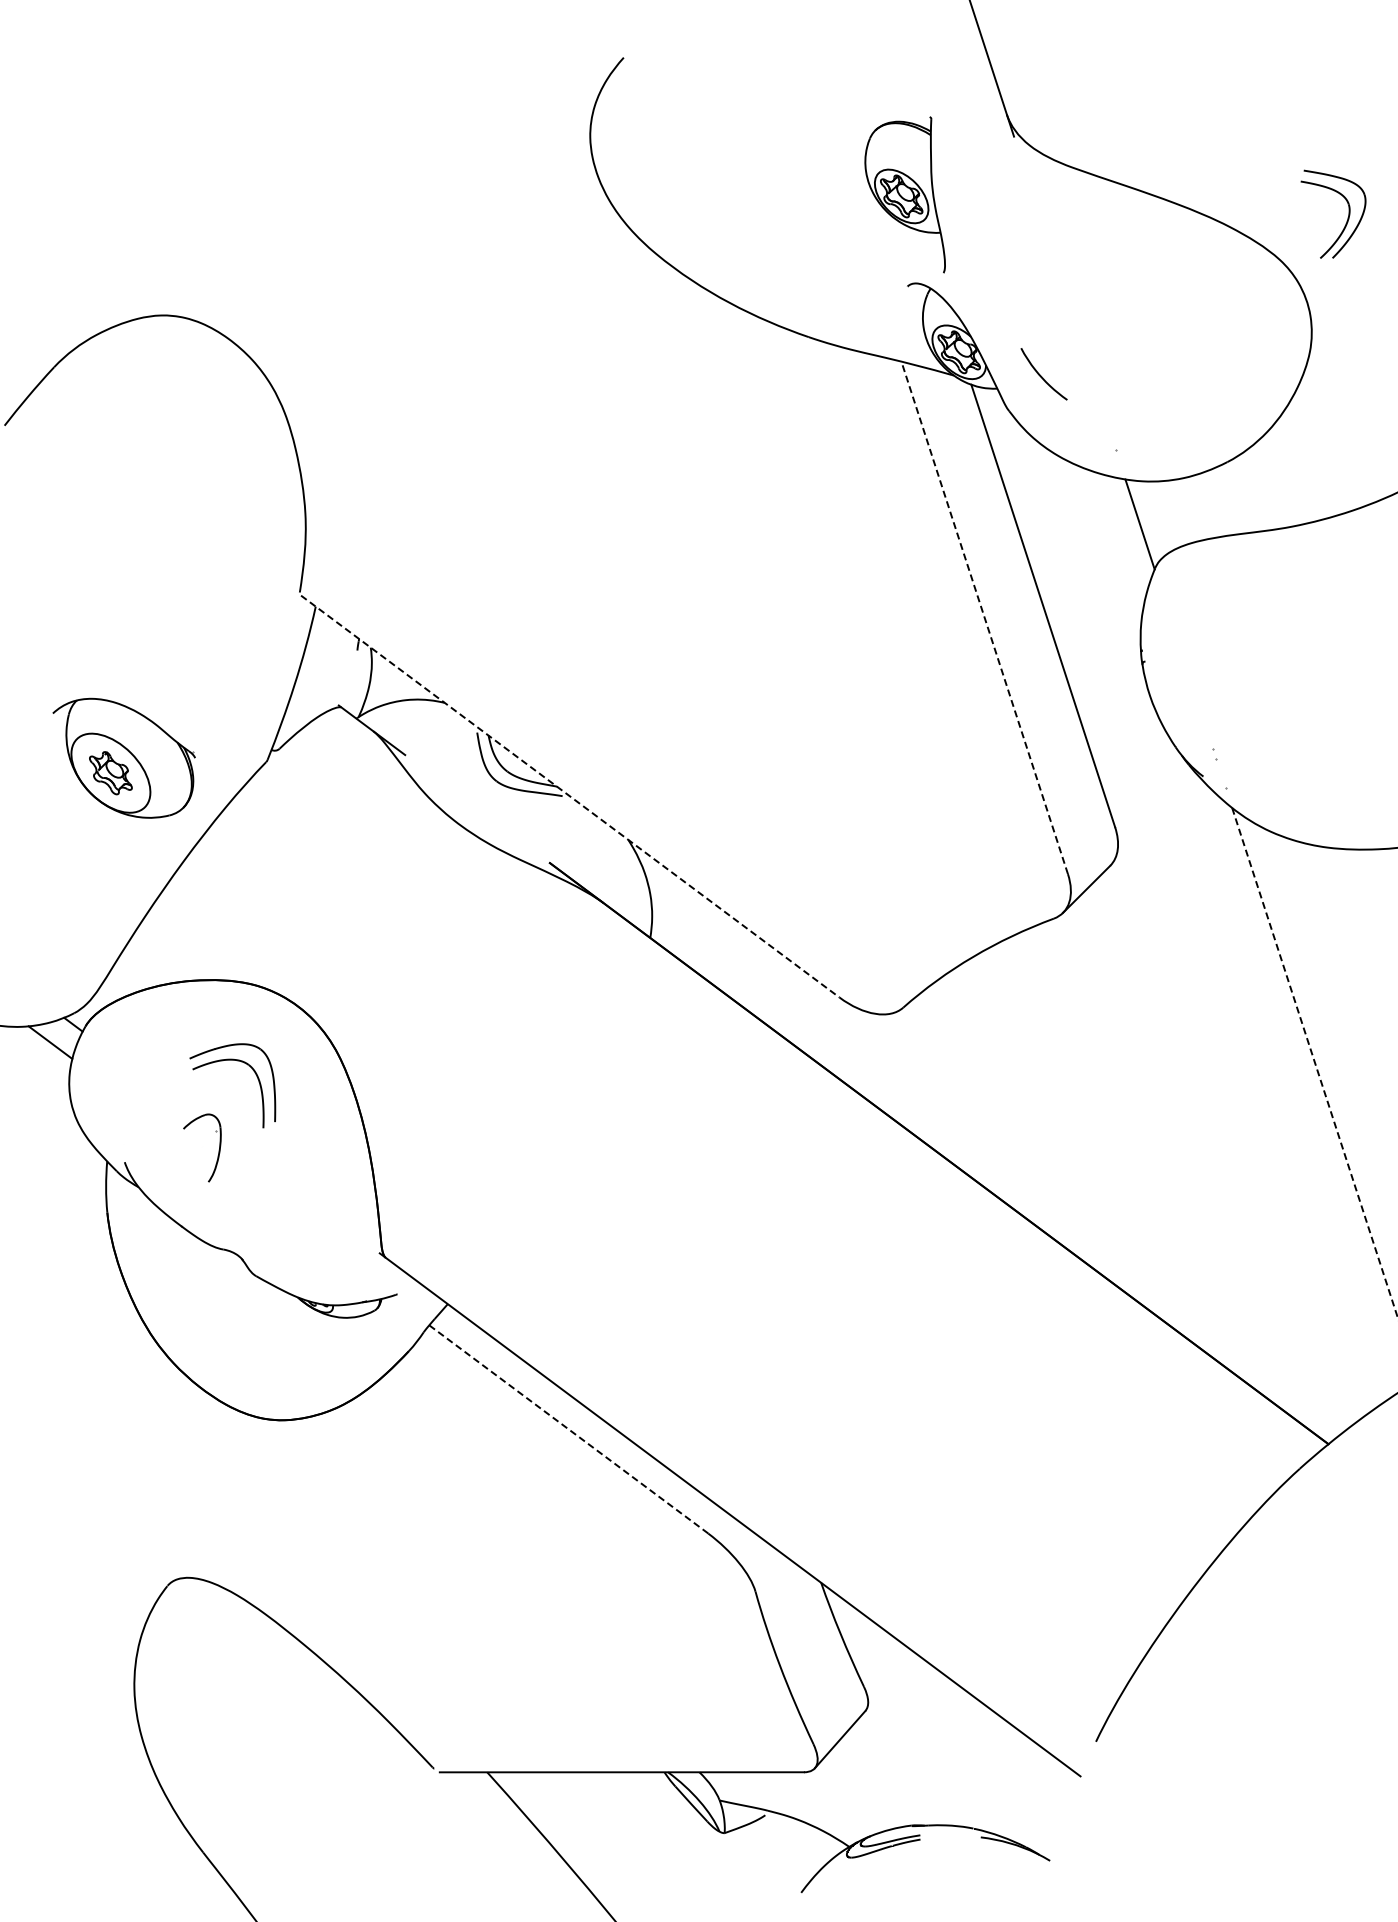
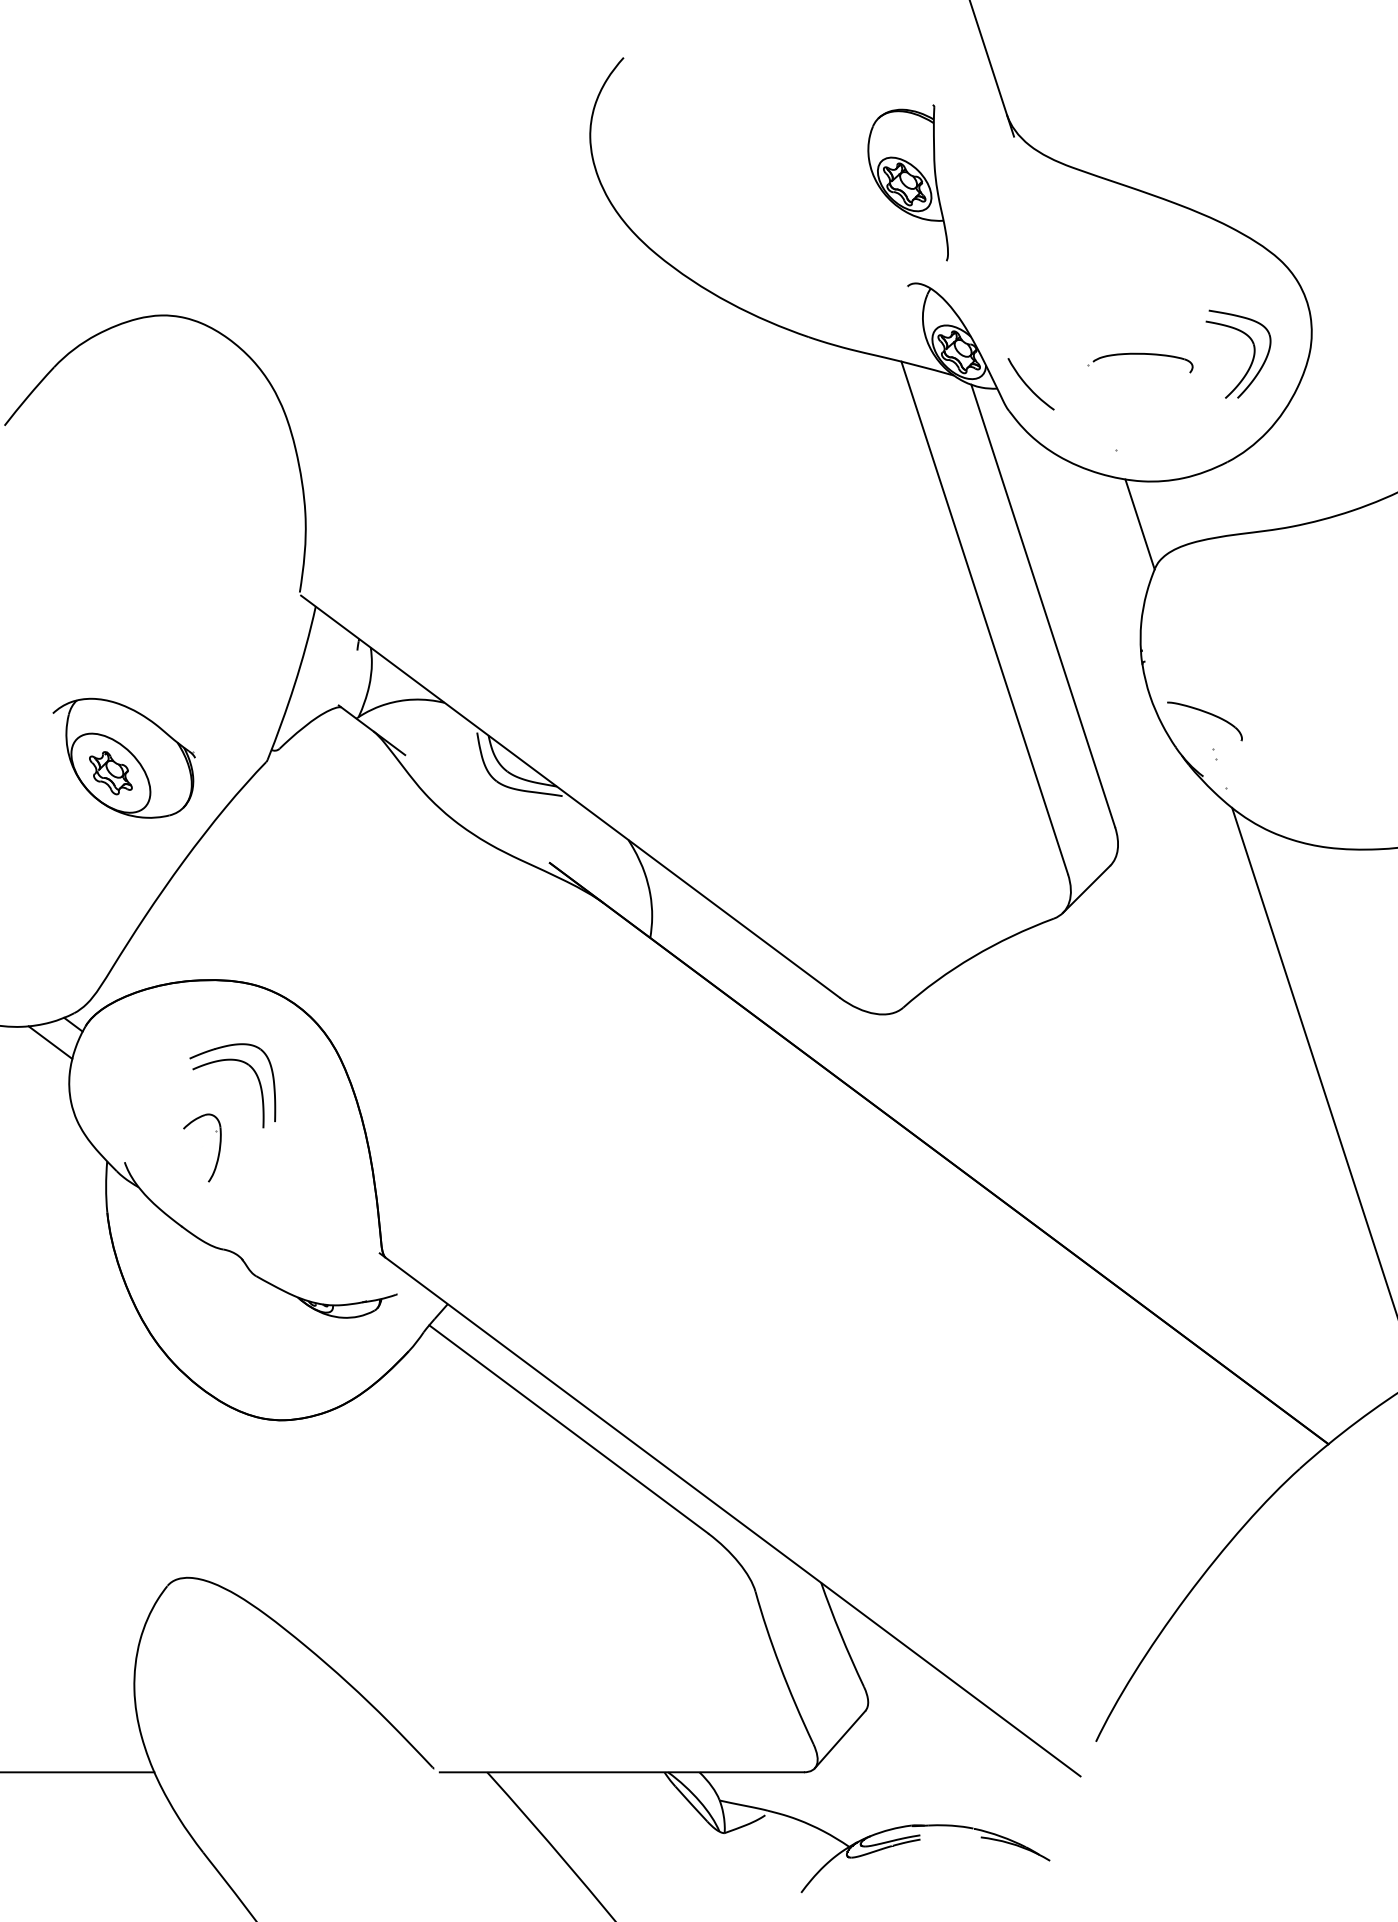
part position: (904, 194) -> (907, 182) (907, 182)
part position: (1347, 217) -> (1252, 357) (1252, 357)
part: none -> present (1140, 354)
part position: (1043, 374) -> (1030, 384) (1030, 384)
line: dashed -> solid (984, 617)
part: none -> present (1208, 714)
line: dashed -> solid (570, 796)
line: dashed -> solid (1315, 1063)
line: dashed -> solid (568, 1429)
line: none -> present (78, 1772)
